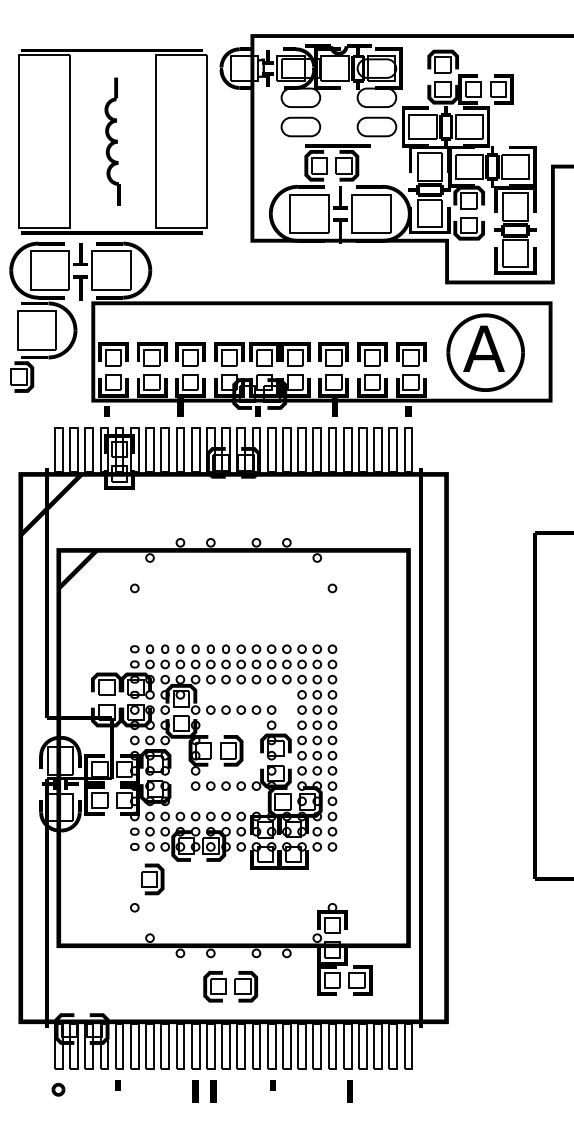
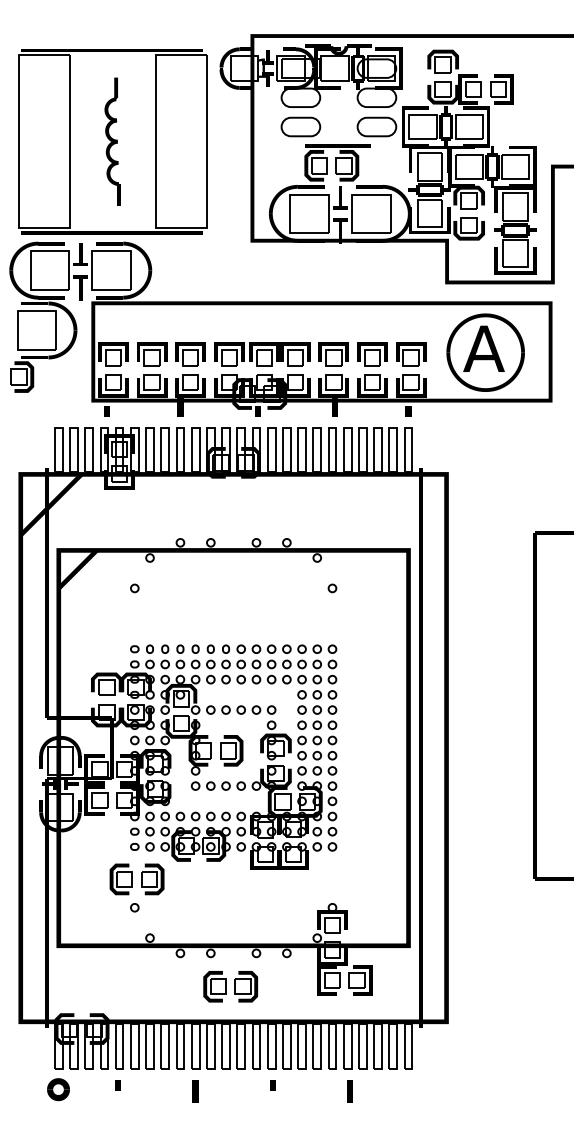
part: none -> present (120, 879)
part size: 15x14 px -> 23x24 px (58, 1089)
line: present -> none (213, 1091)
